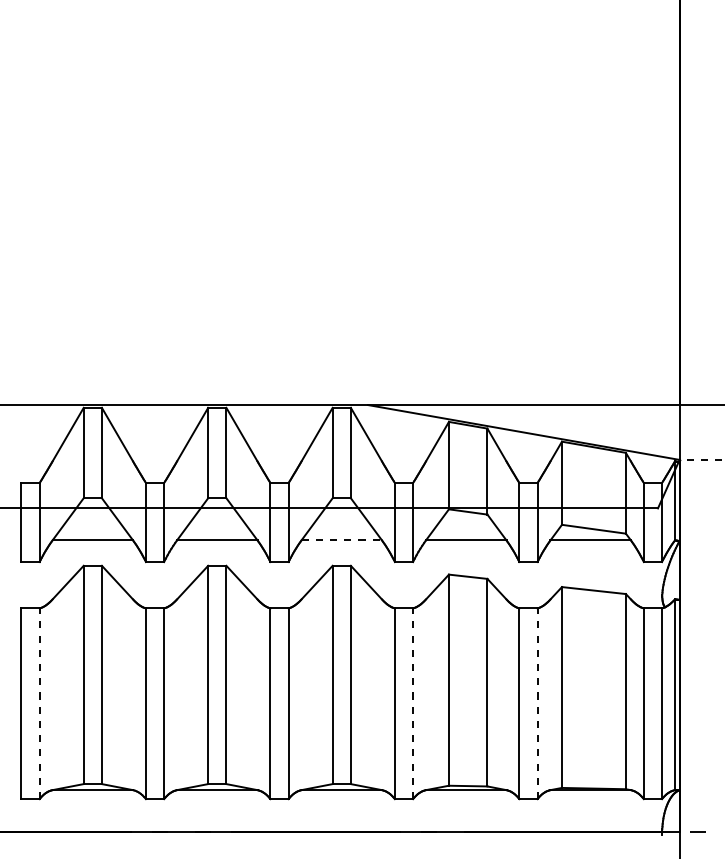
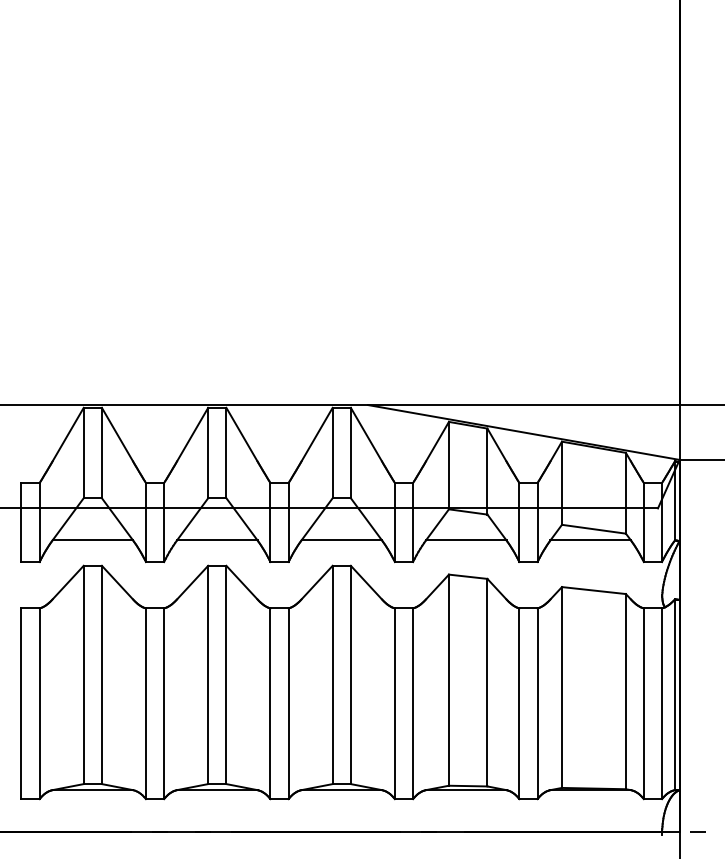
line: dashed -> solid (701, 459)
line: dashed -> solid (342, 540)
line: dashed -> solid (39, 703)
line: dashed -> solid (413, 703)
line: dashed -> solid (537, 703)
